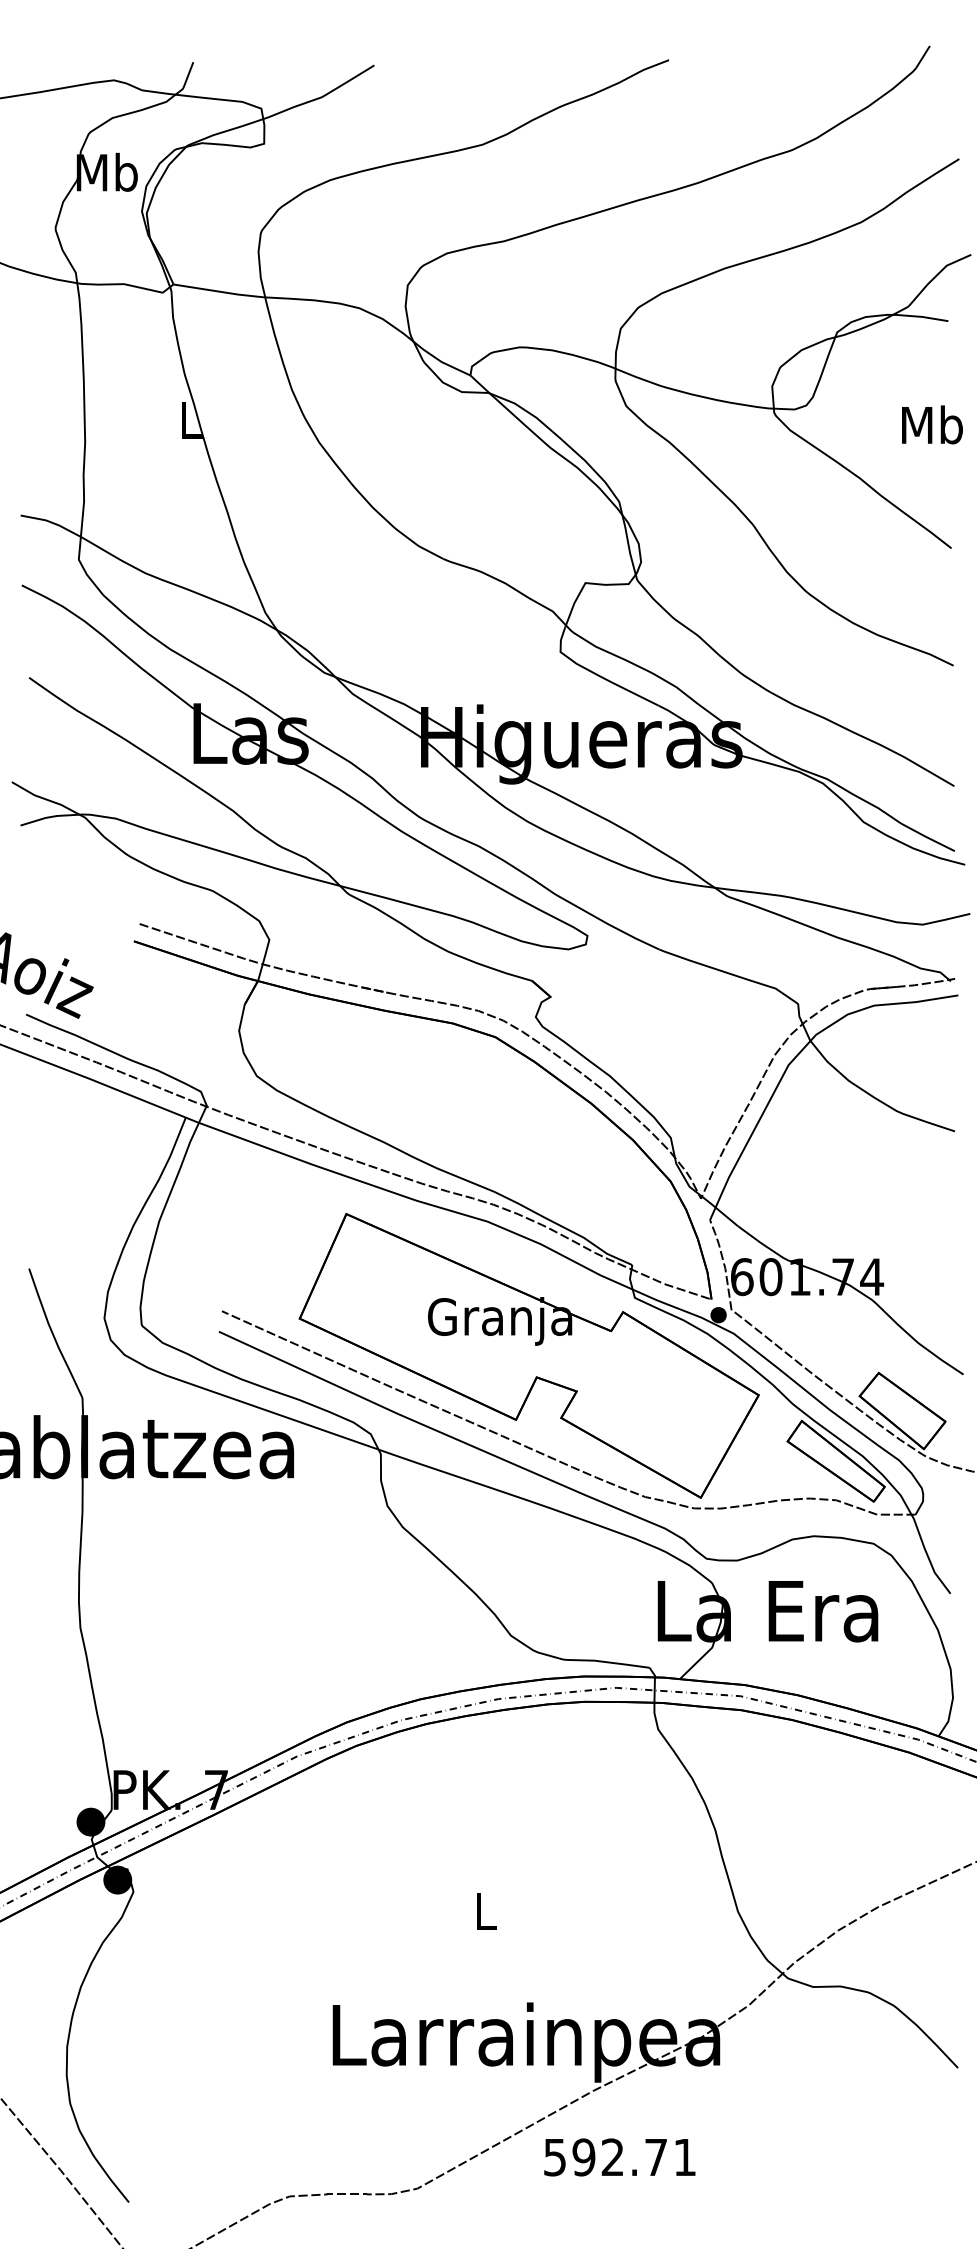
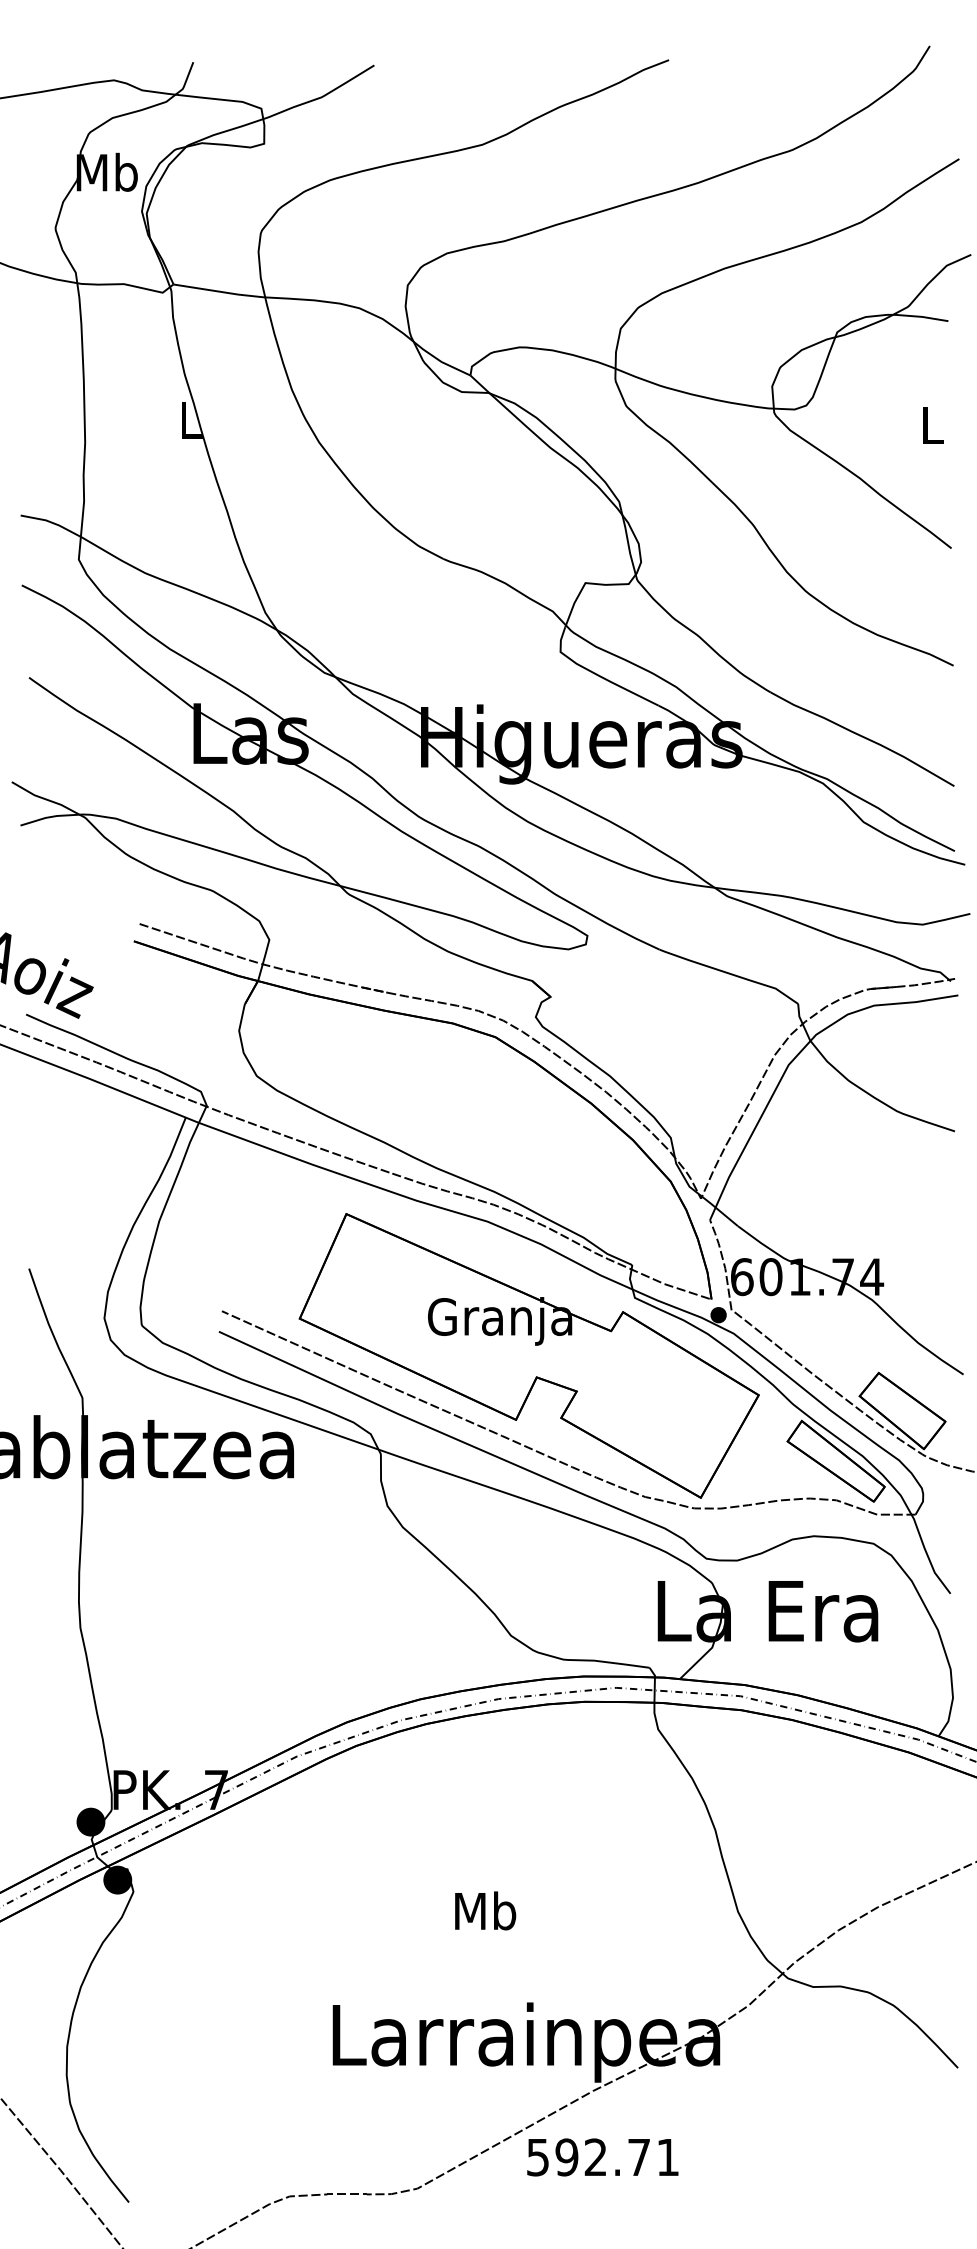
text: Mb -> L (932, 424)
text: L -> Mb (485, 1910)
text position: (619, 2157) -> (602, 2157) (602, 2157)
